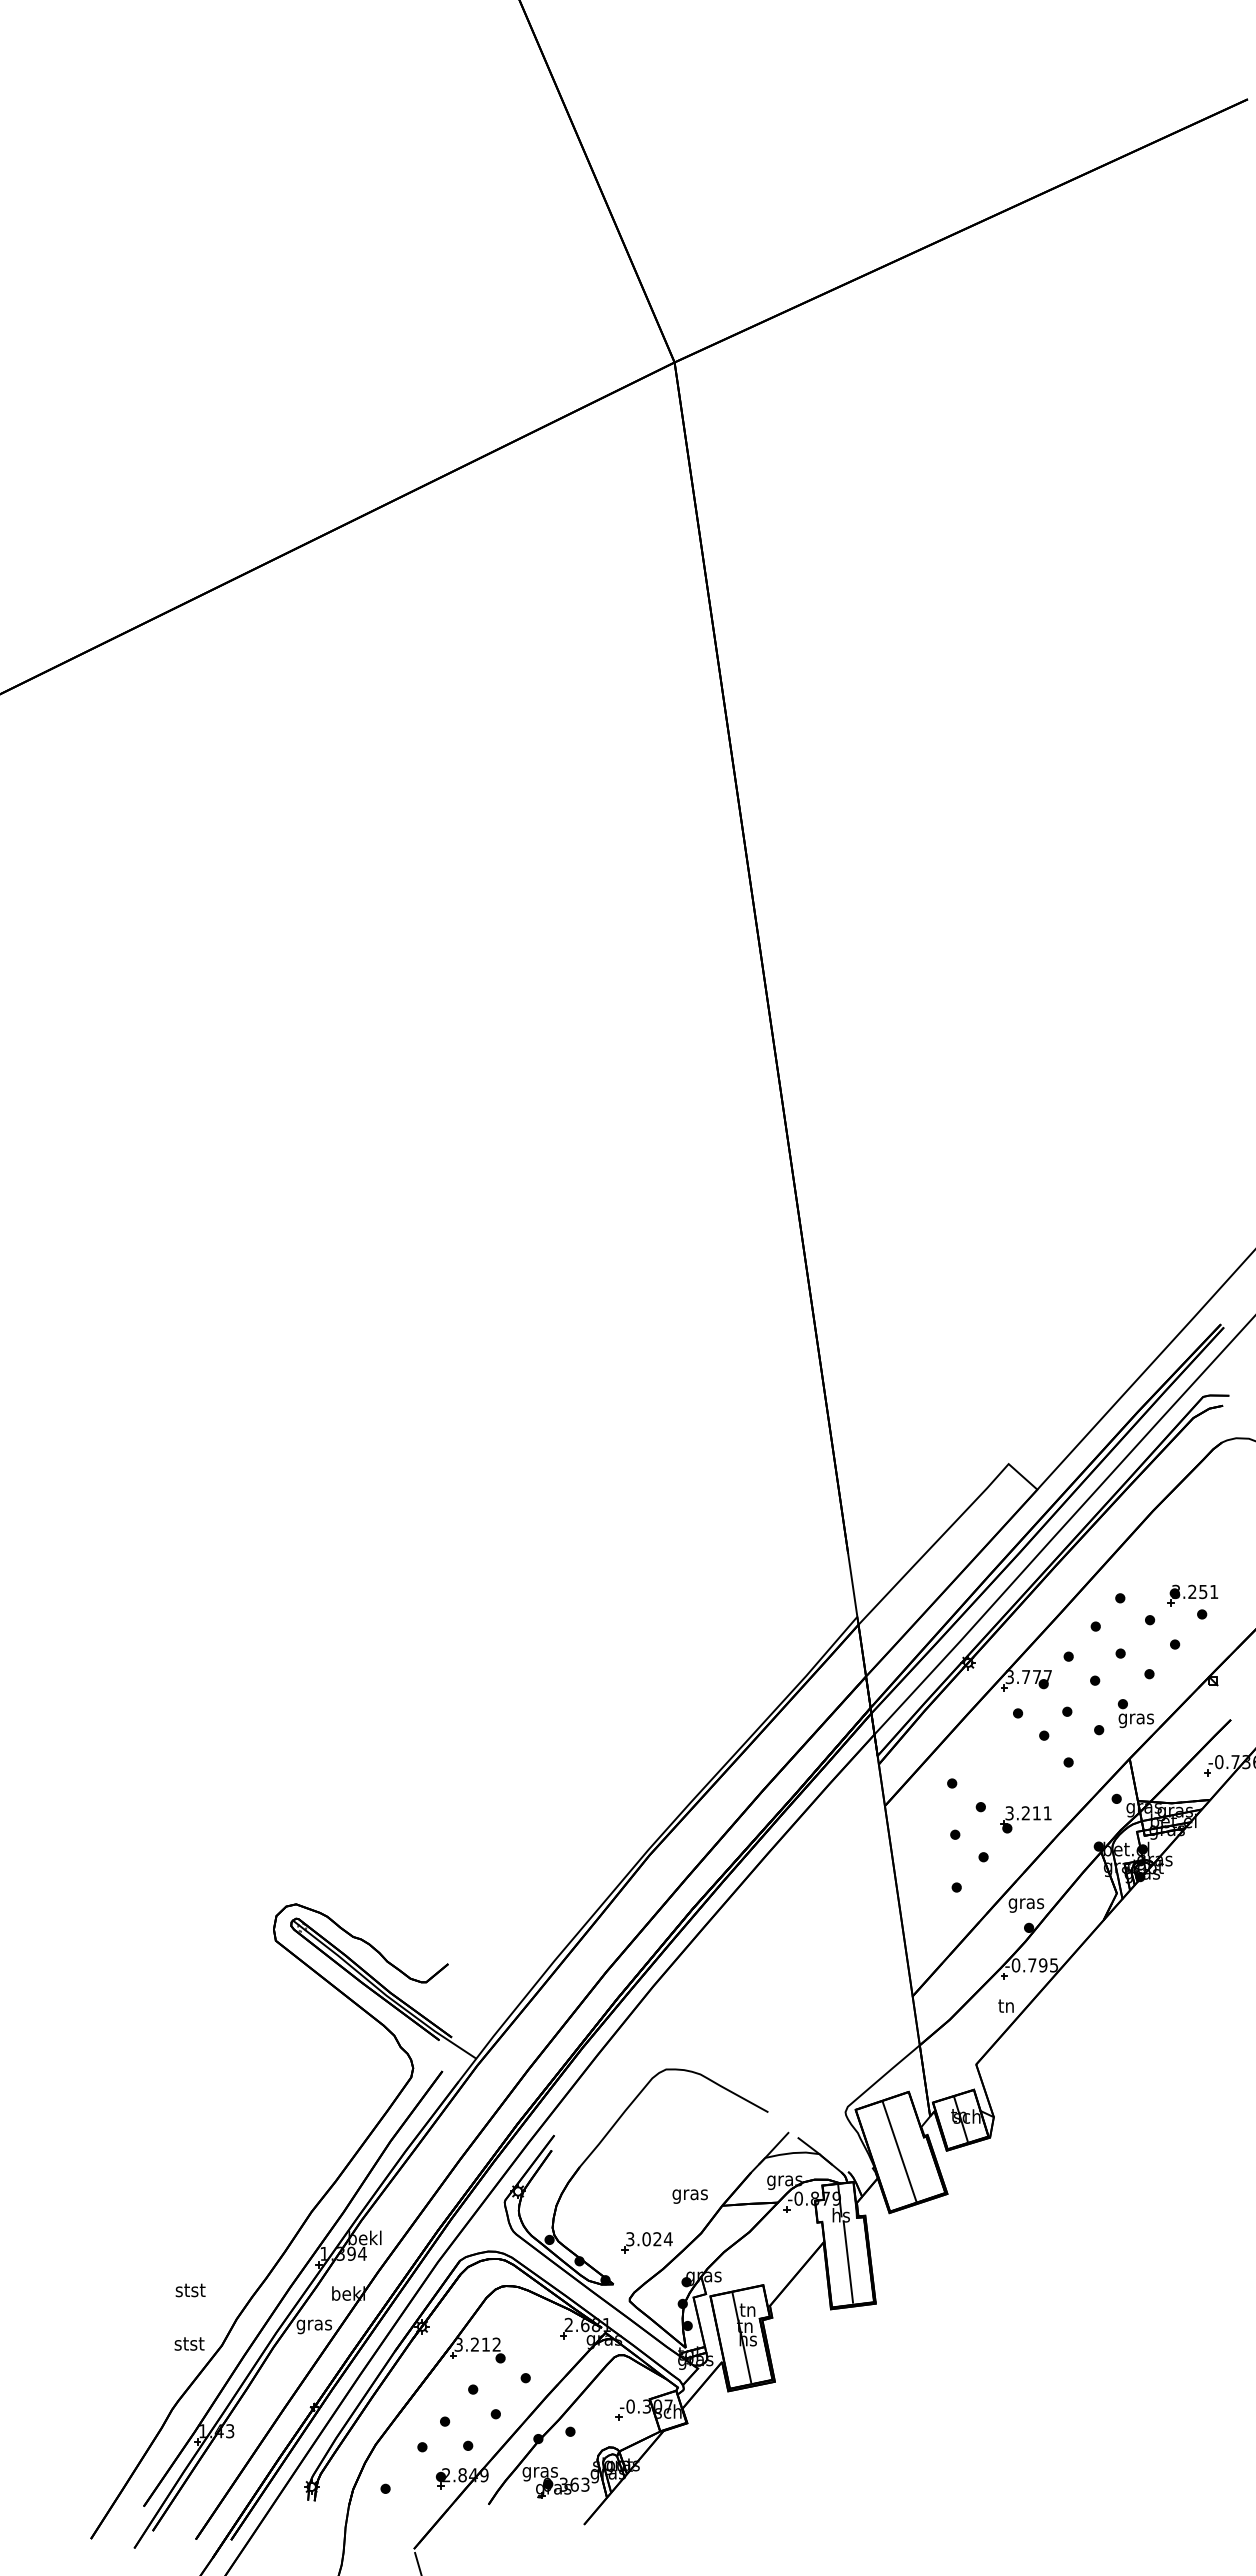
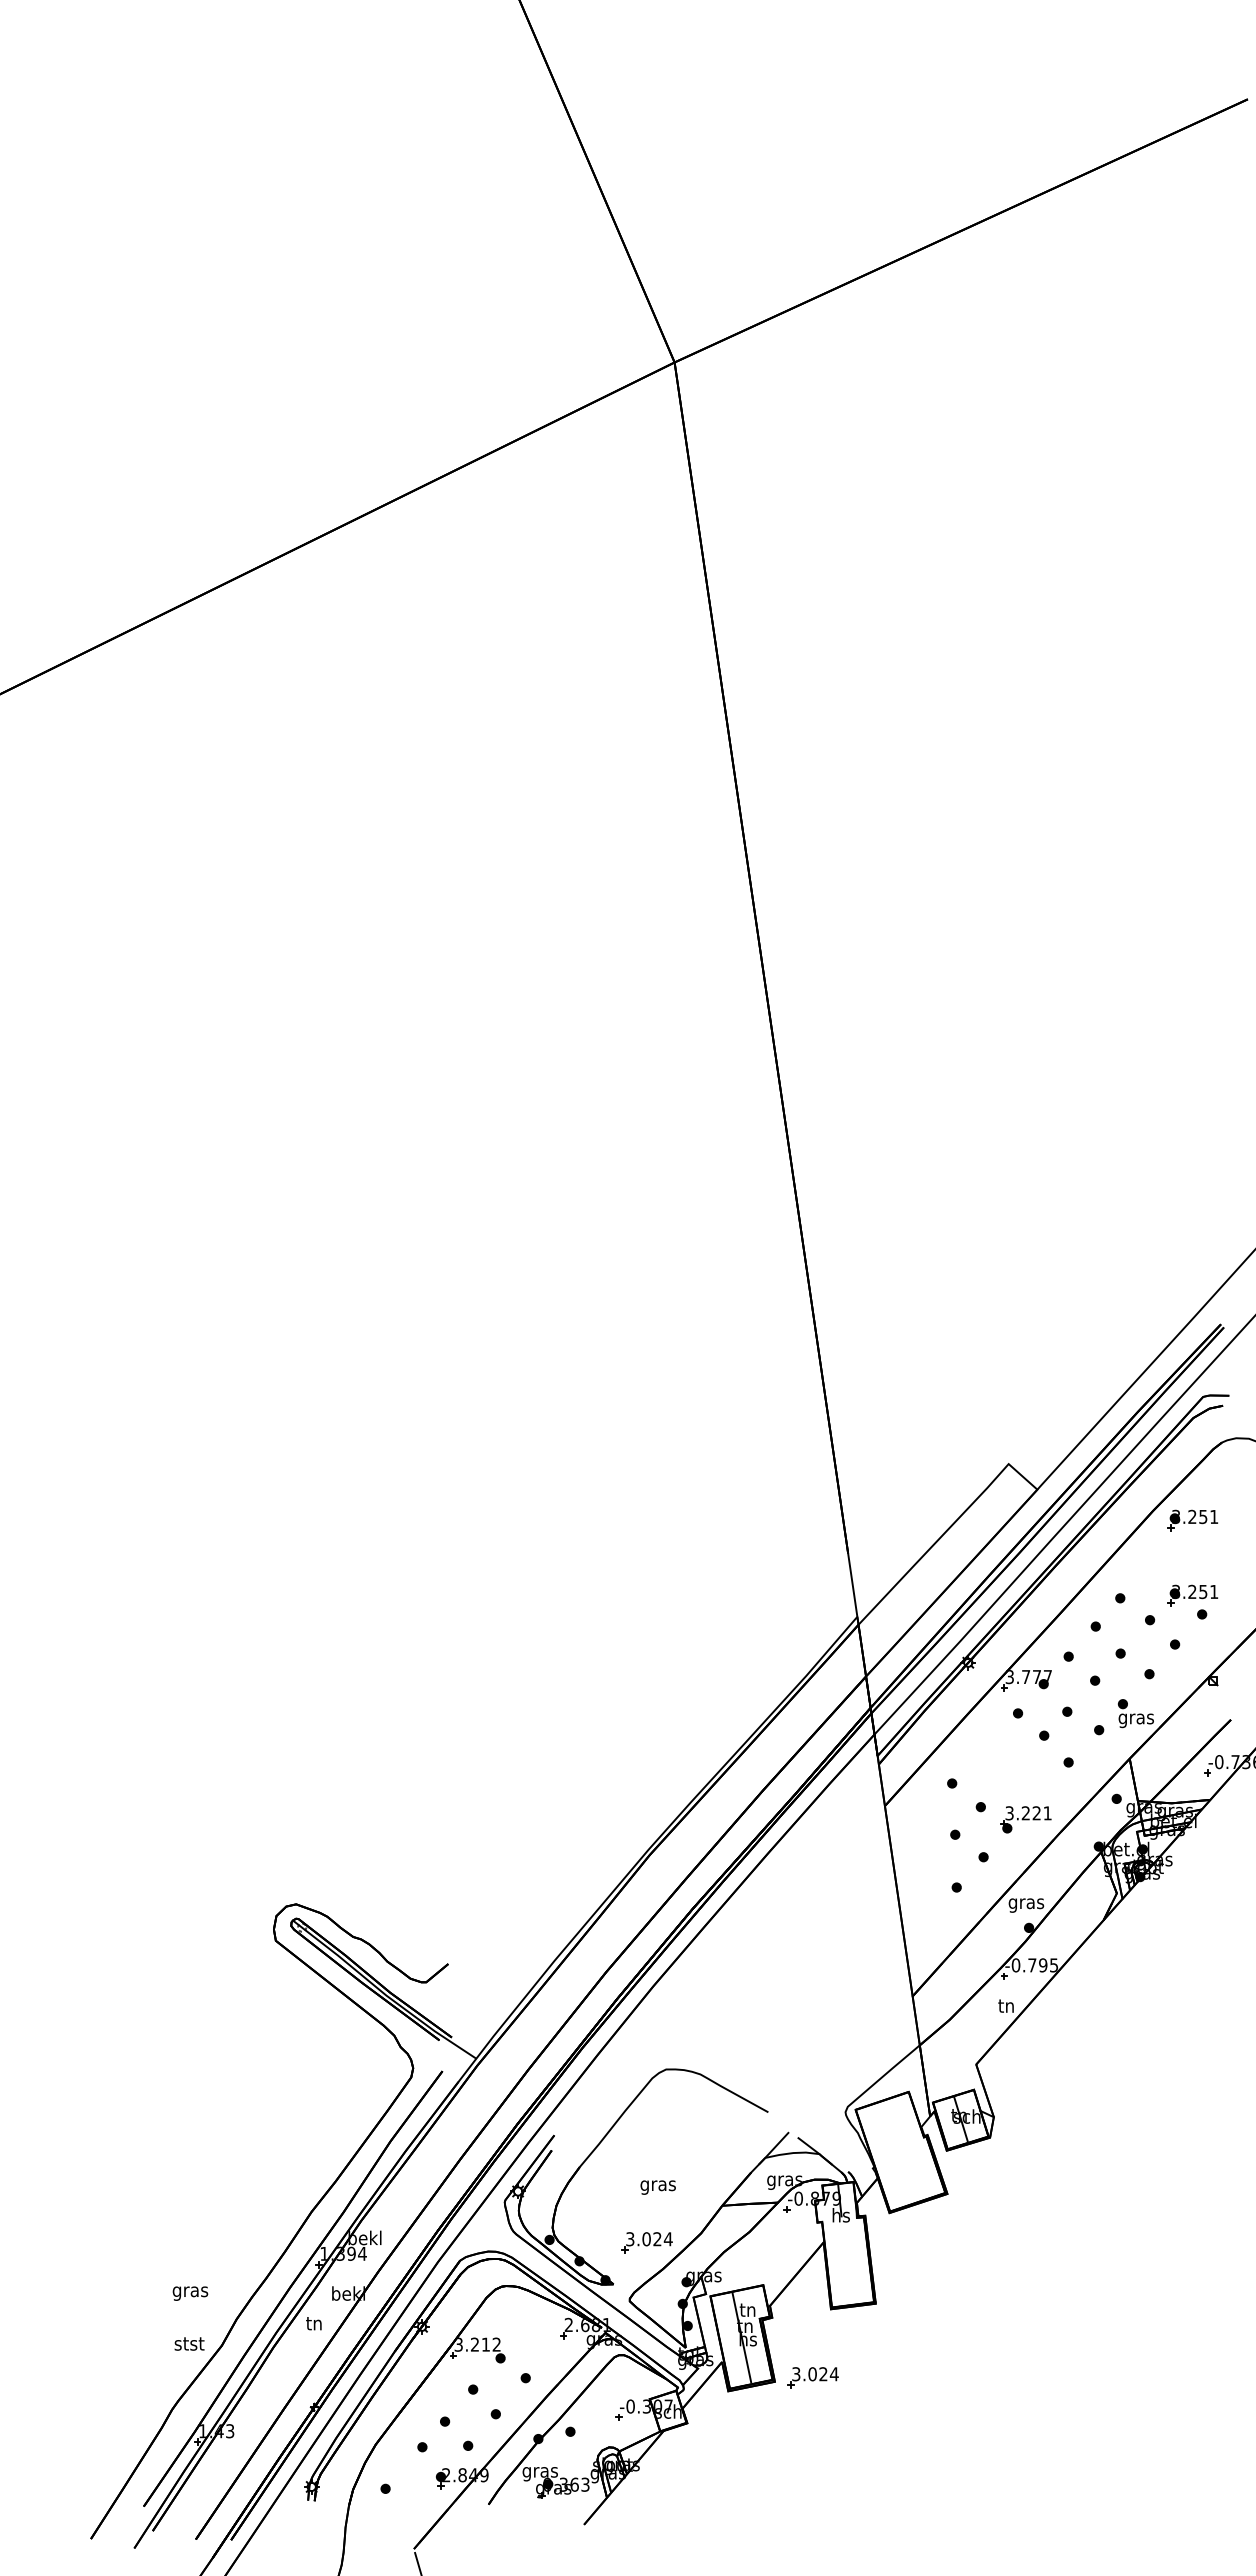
part: none -> present (1192, 1520)
text: 3.211 -> 3.221 (1036, 1813)
line: present -> none (899, 2151)
text position: (689, 2196) -> (657, 2187) (657, 2187)
line: present -> none (848, 2261)
text: stst -> gras (190, 2291)
text: gras -> tn (314, 2325)
part: none -> present (812, 2377)
